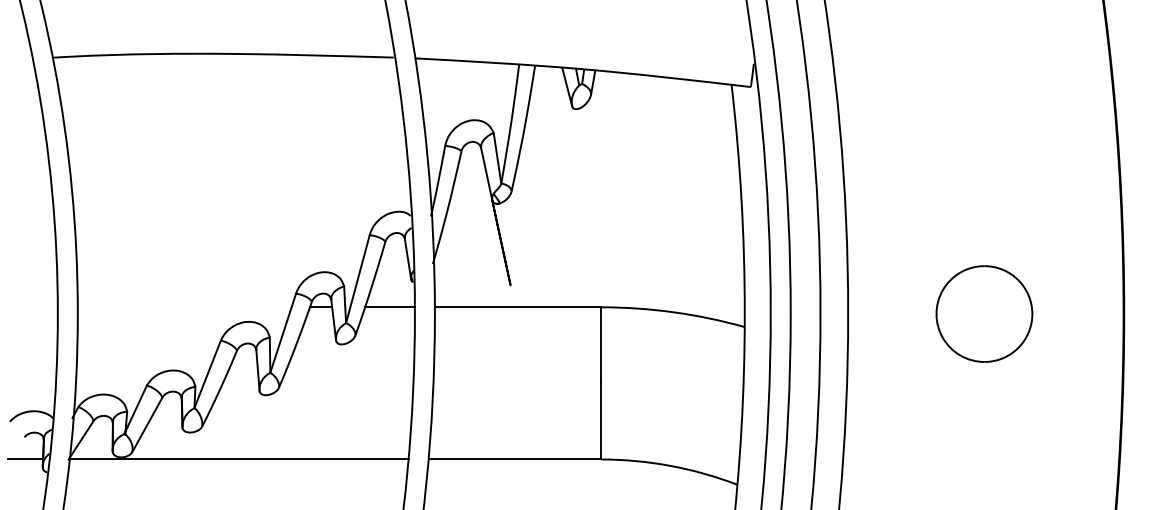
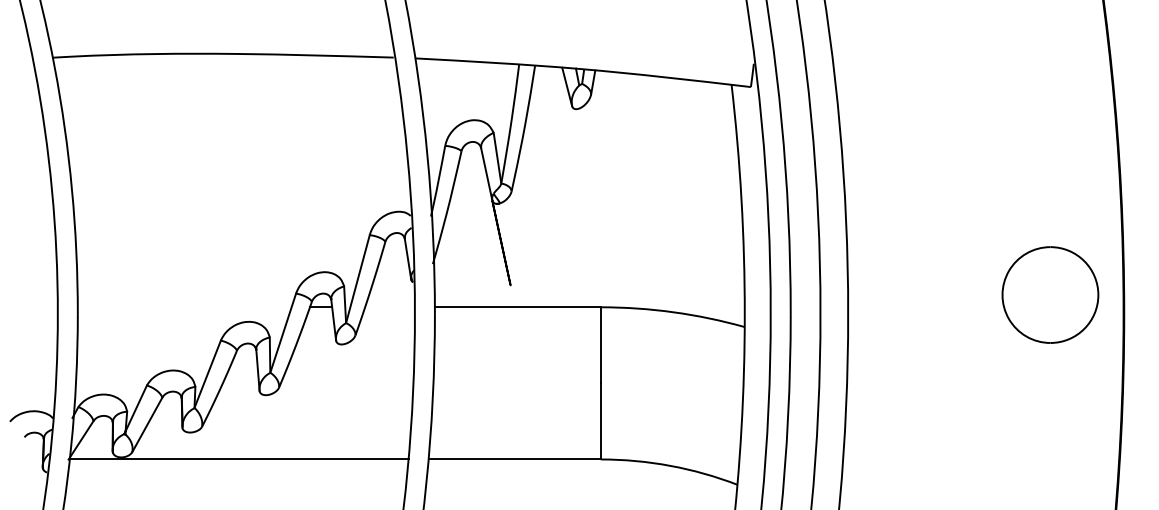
line: present -> none (389, 307)
part position: (984, 313) -> (1050, 294) (1050, 294)
line: present -> none (25, 459)
